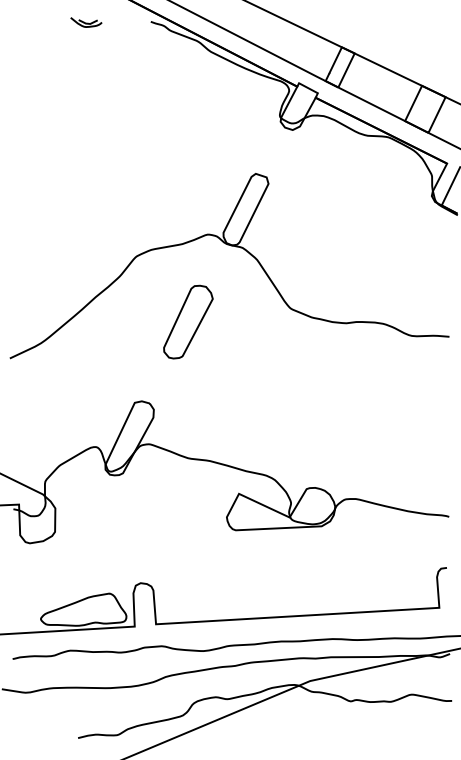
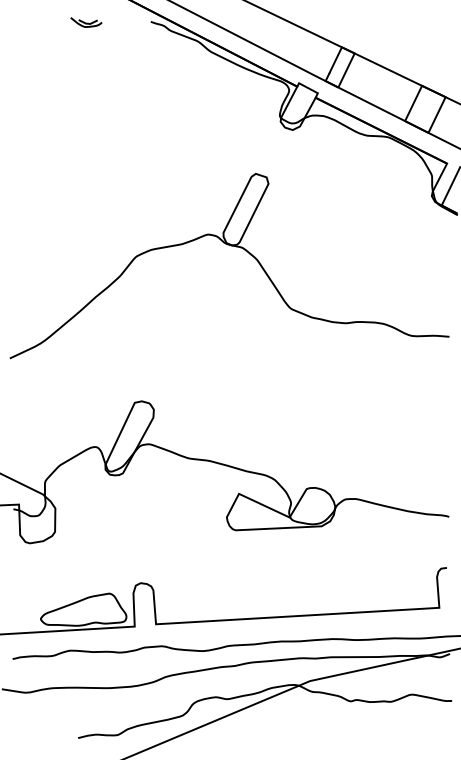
part: present -> none (188, 321)
